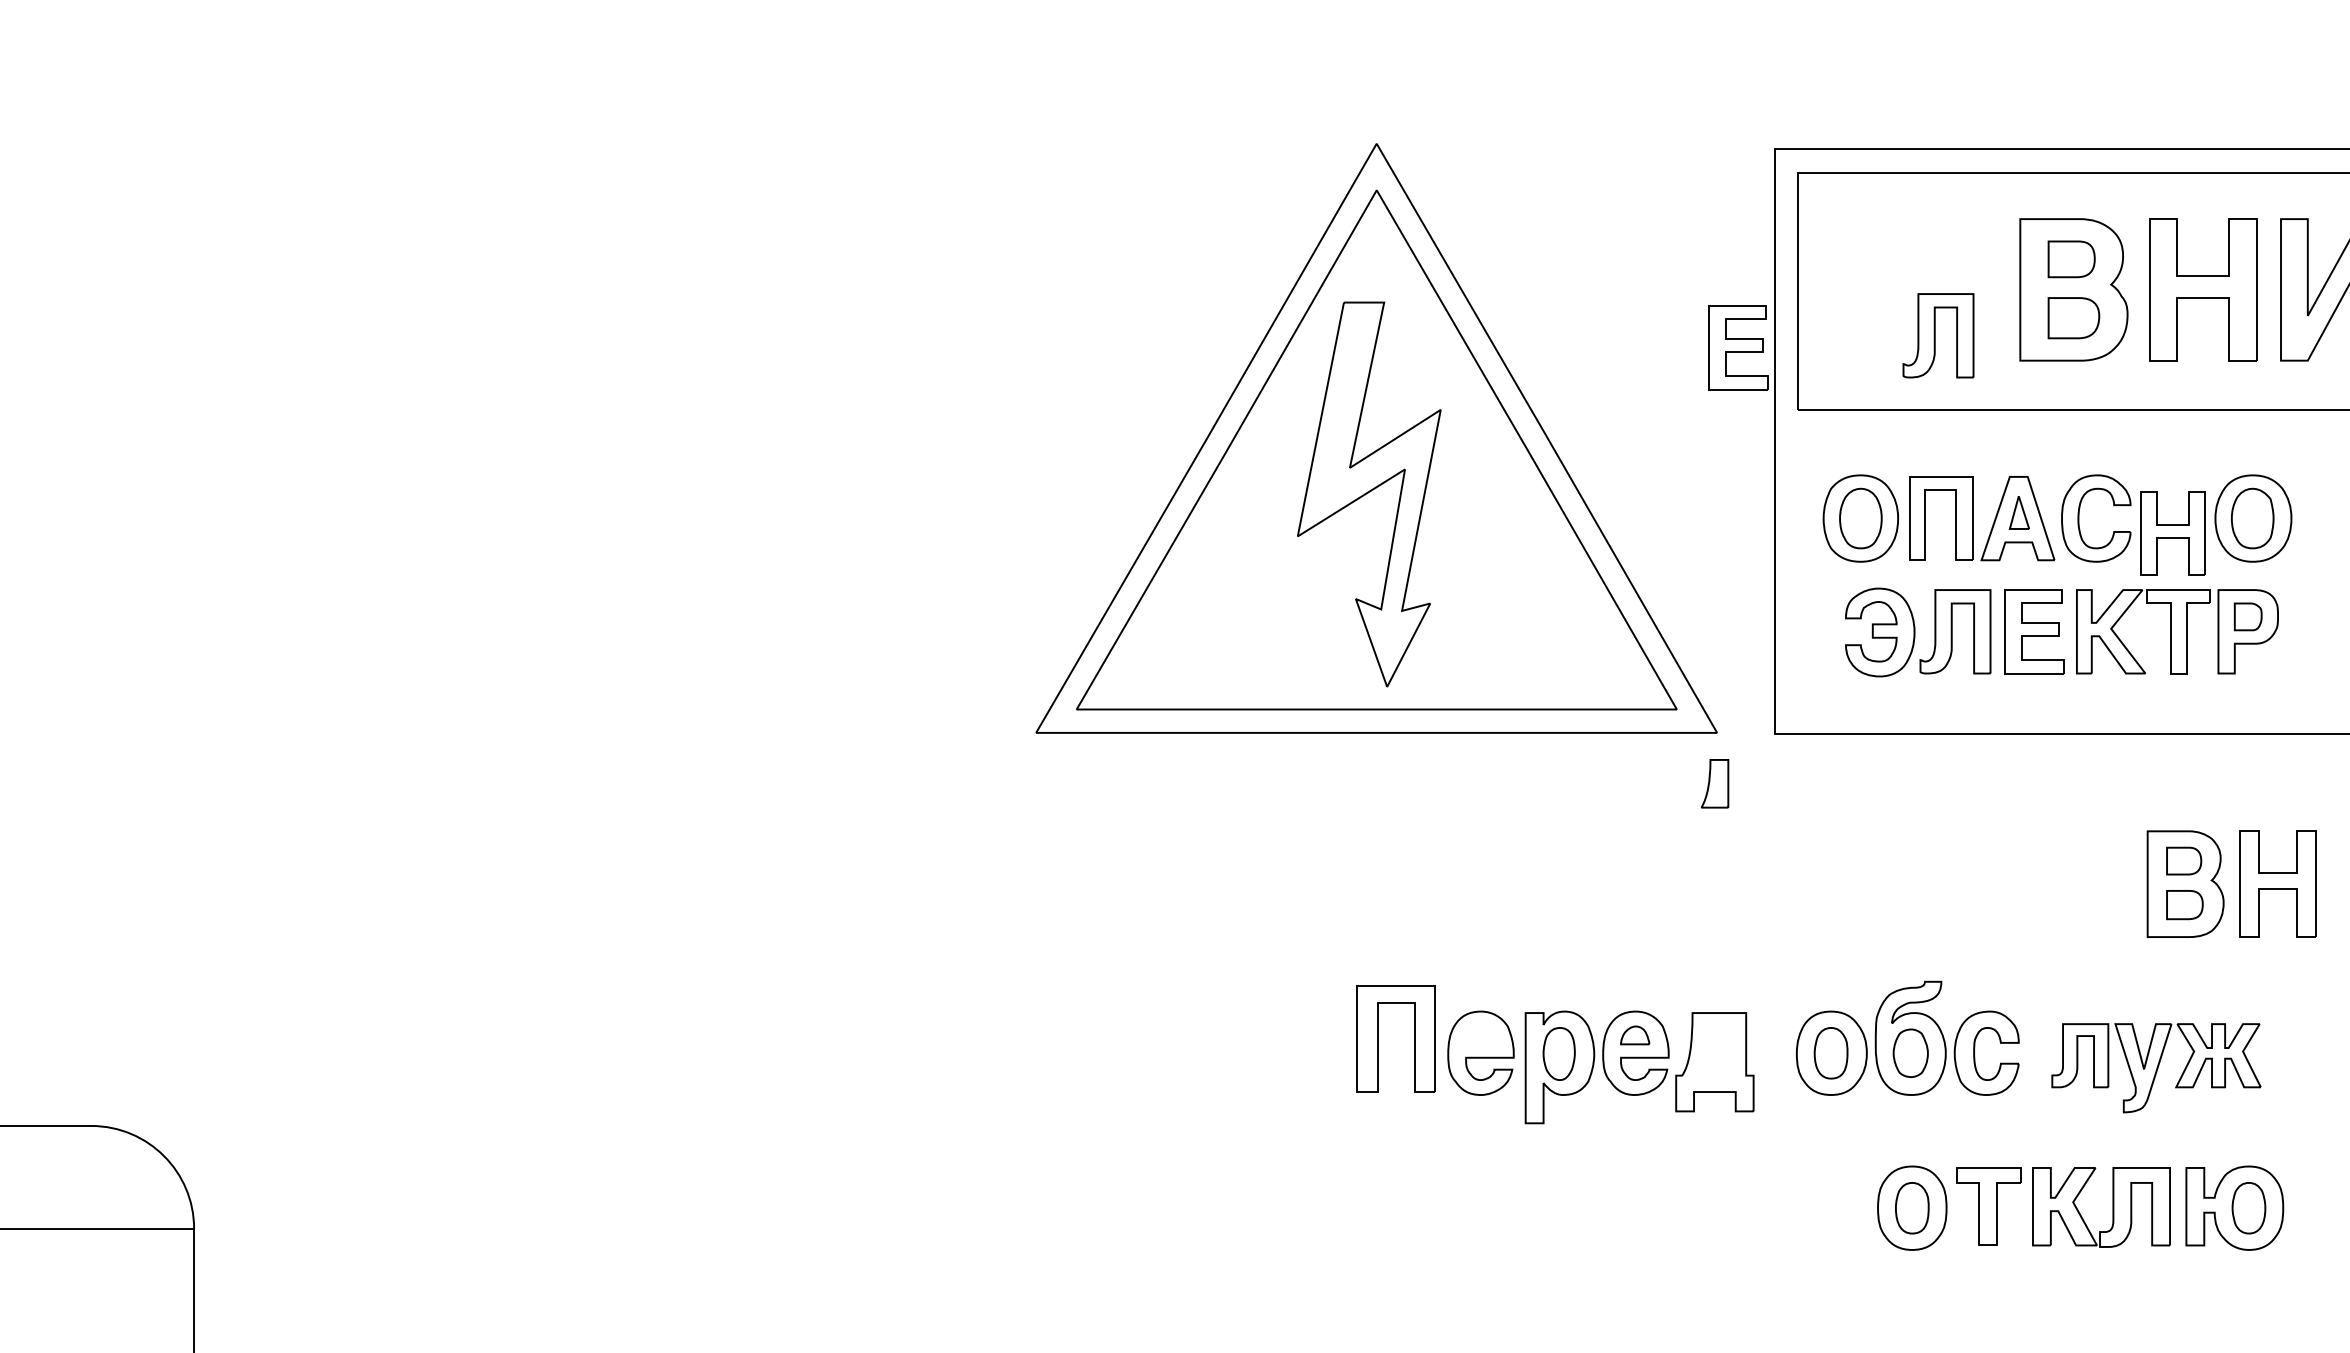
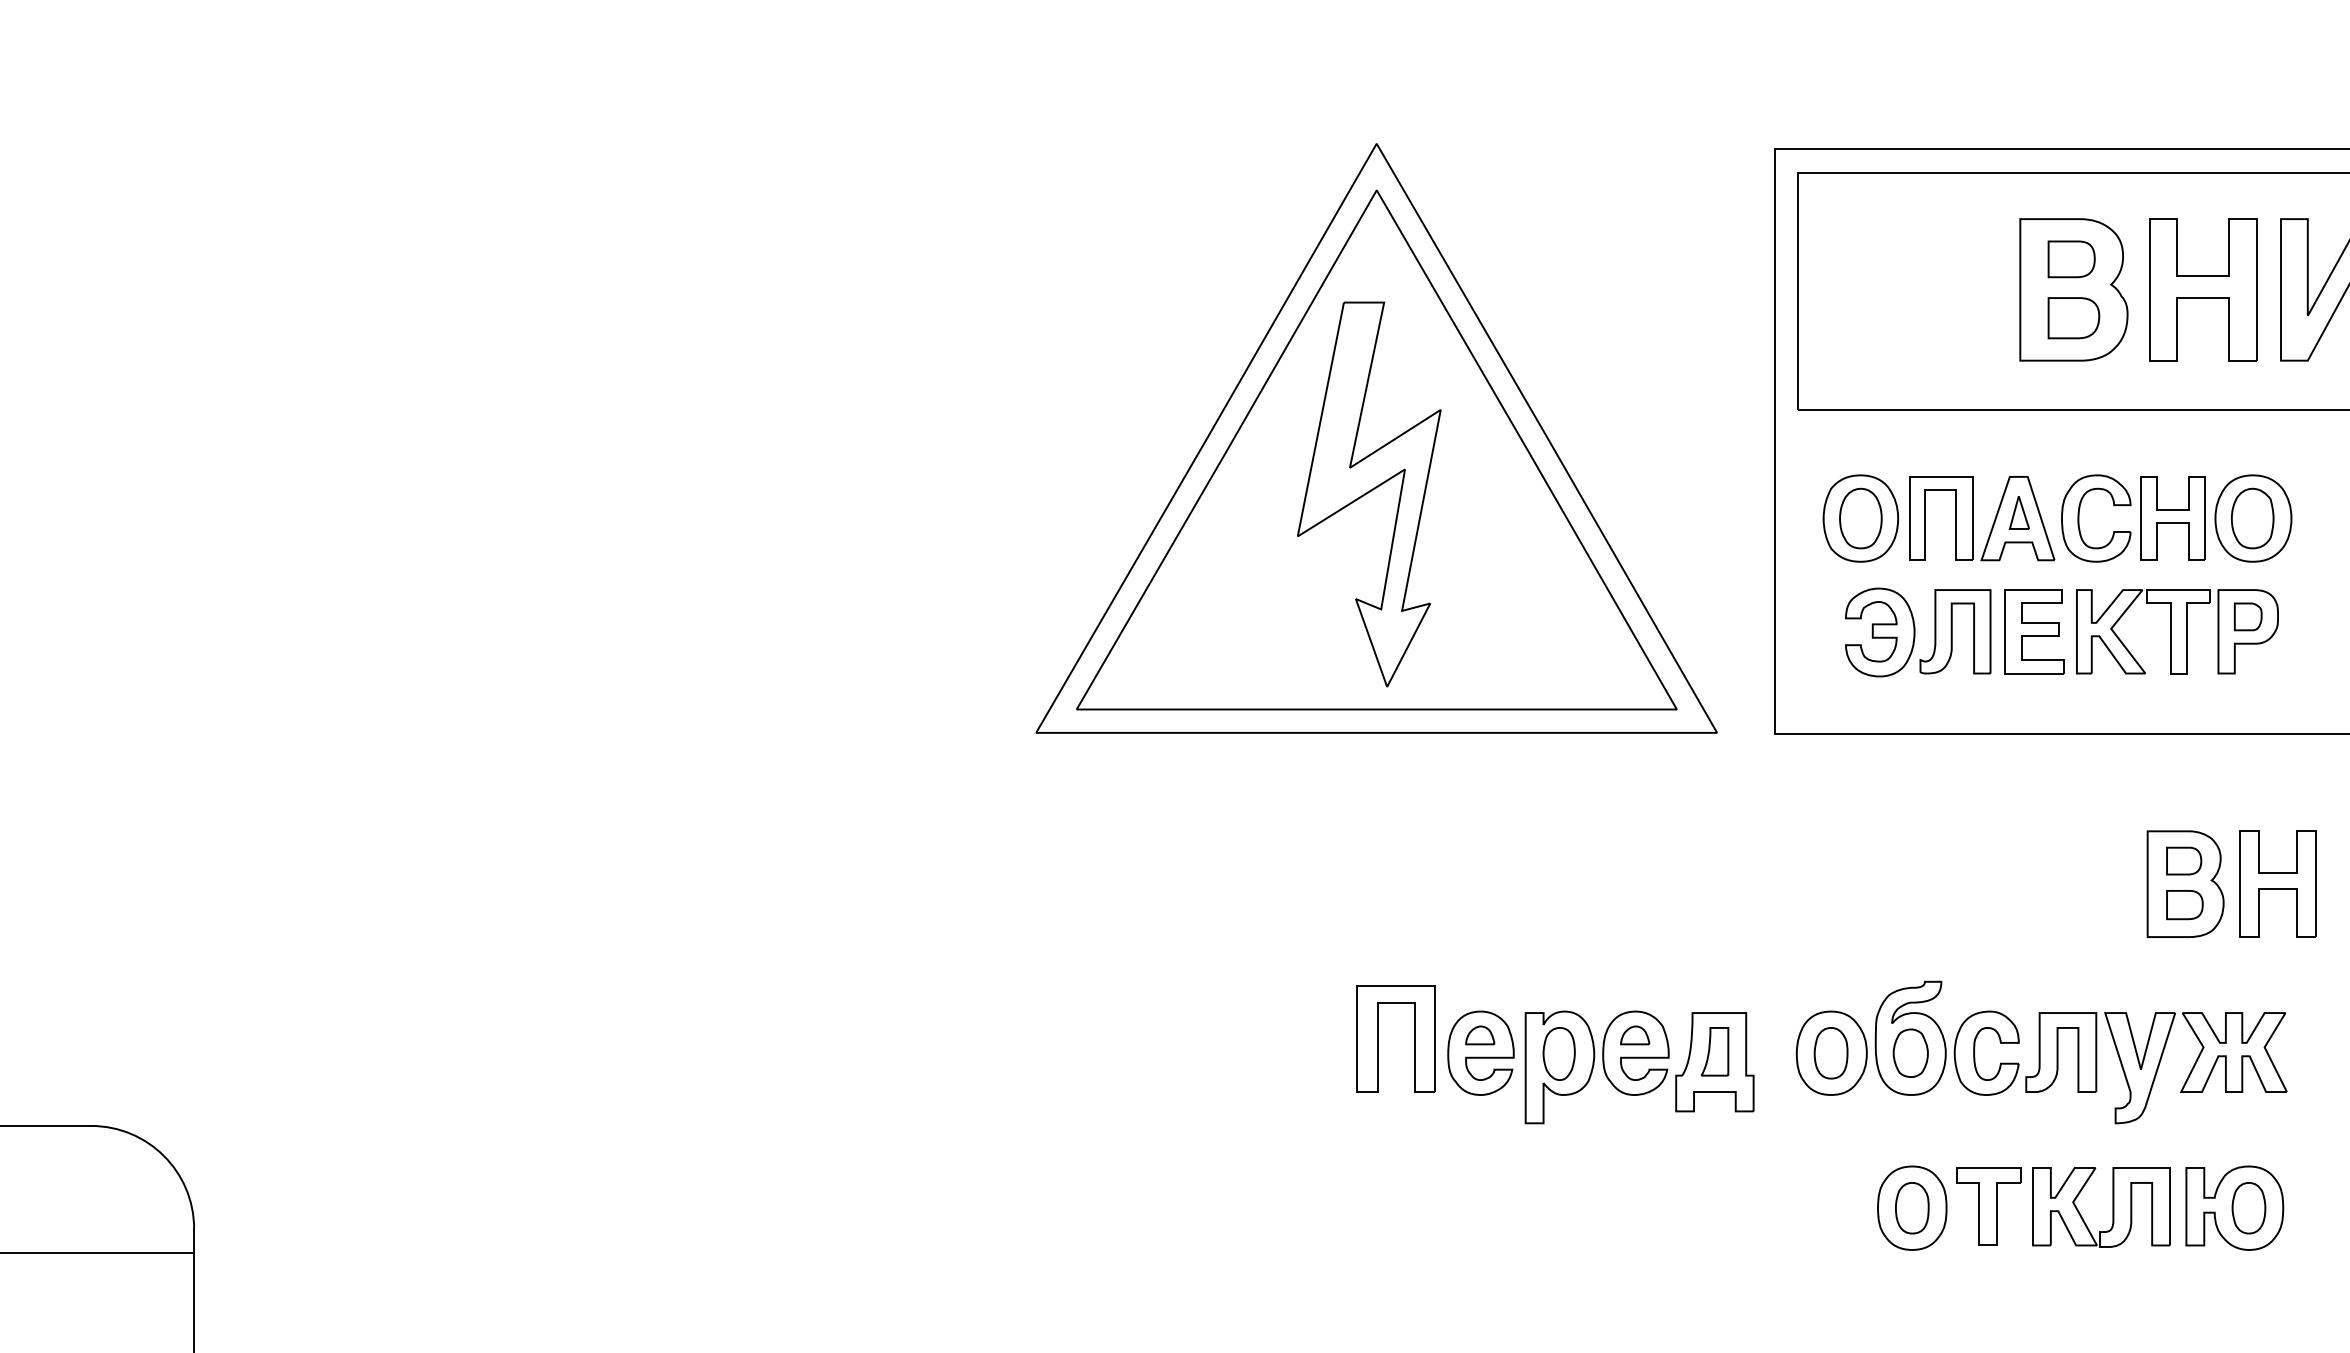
part: present -> none (1938, 335)
part: present -> none (1738, 347)
part position: (2172, 533) -> (2172, 518) (2172, 518)
part position: (1714, 783) -> (1714, 1051) (1714, 1051)
part: none -> present (1480, 1035)
part size: 211x91 px -> 263x113 px (2156, 1068)
line position: (98, 1228) -> (98, 1252) (98, 1252)
